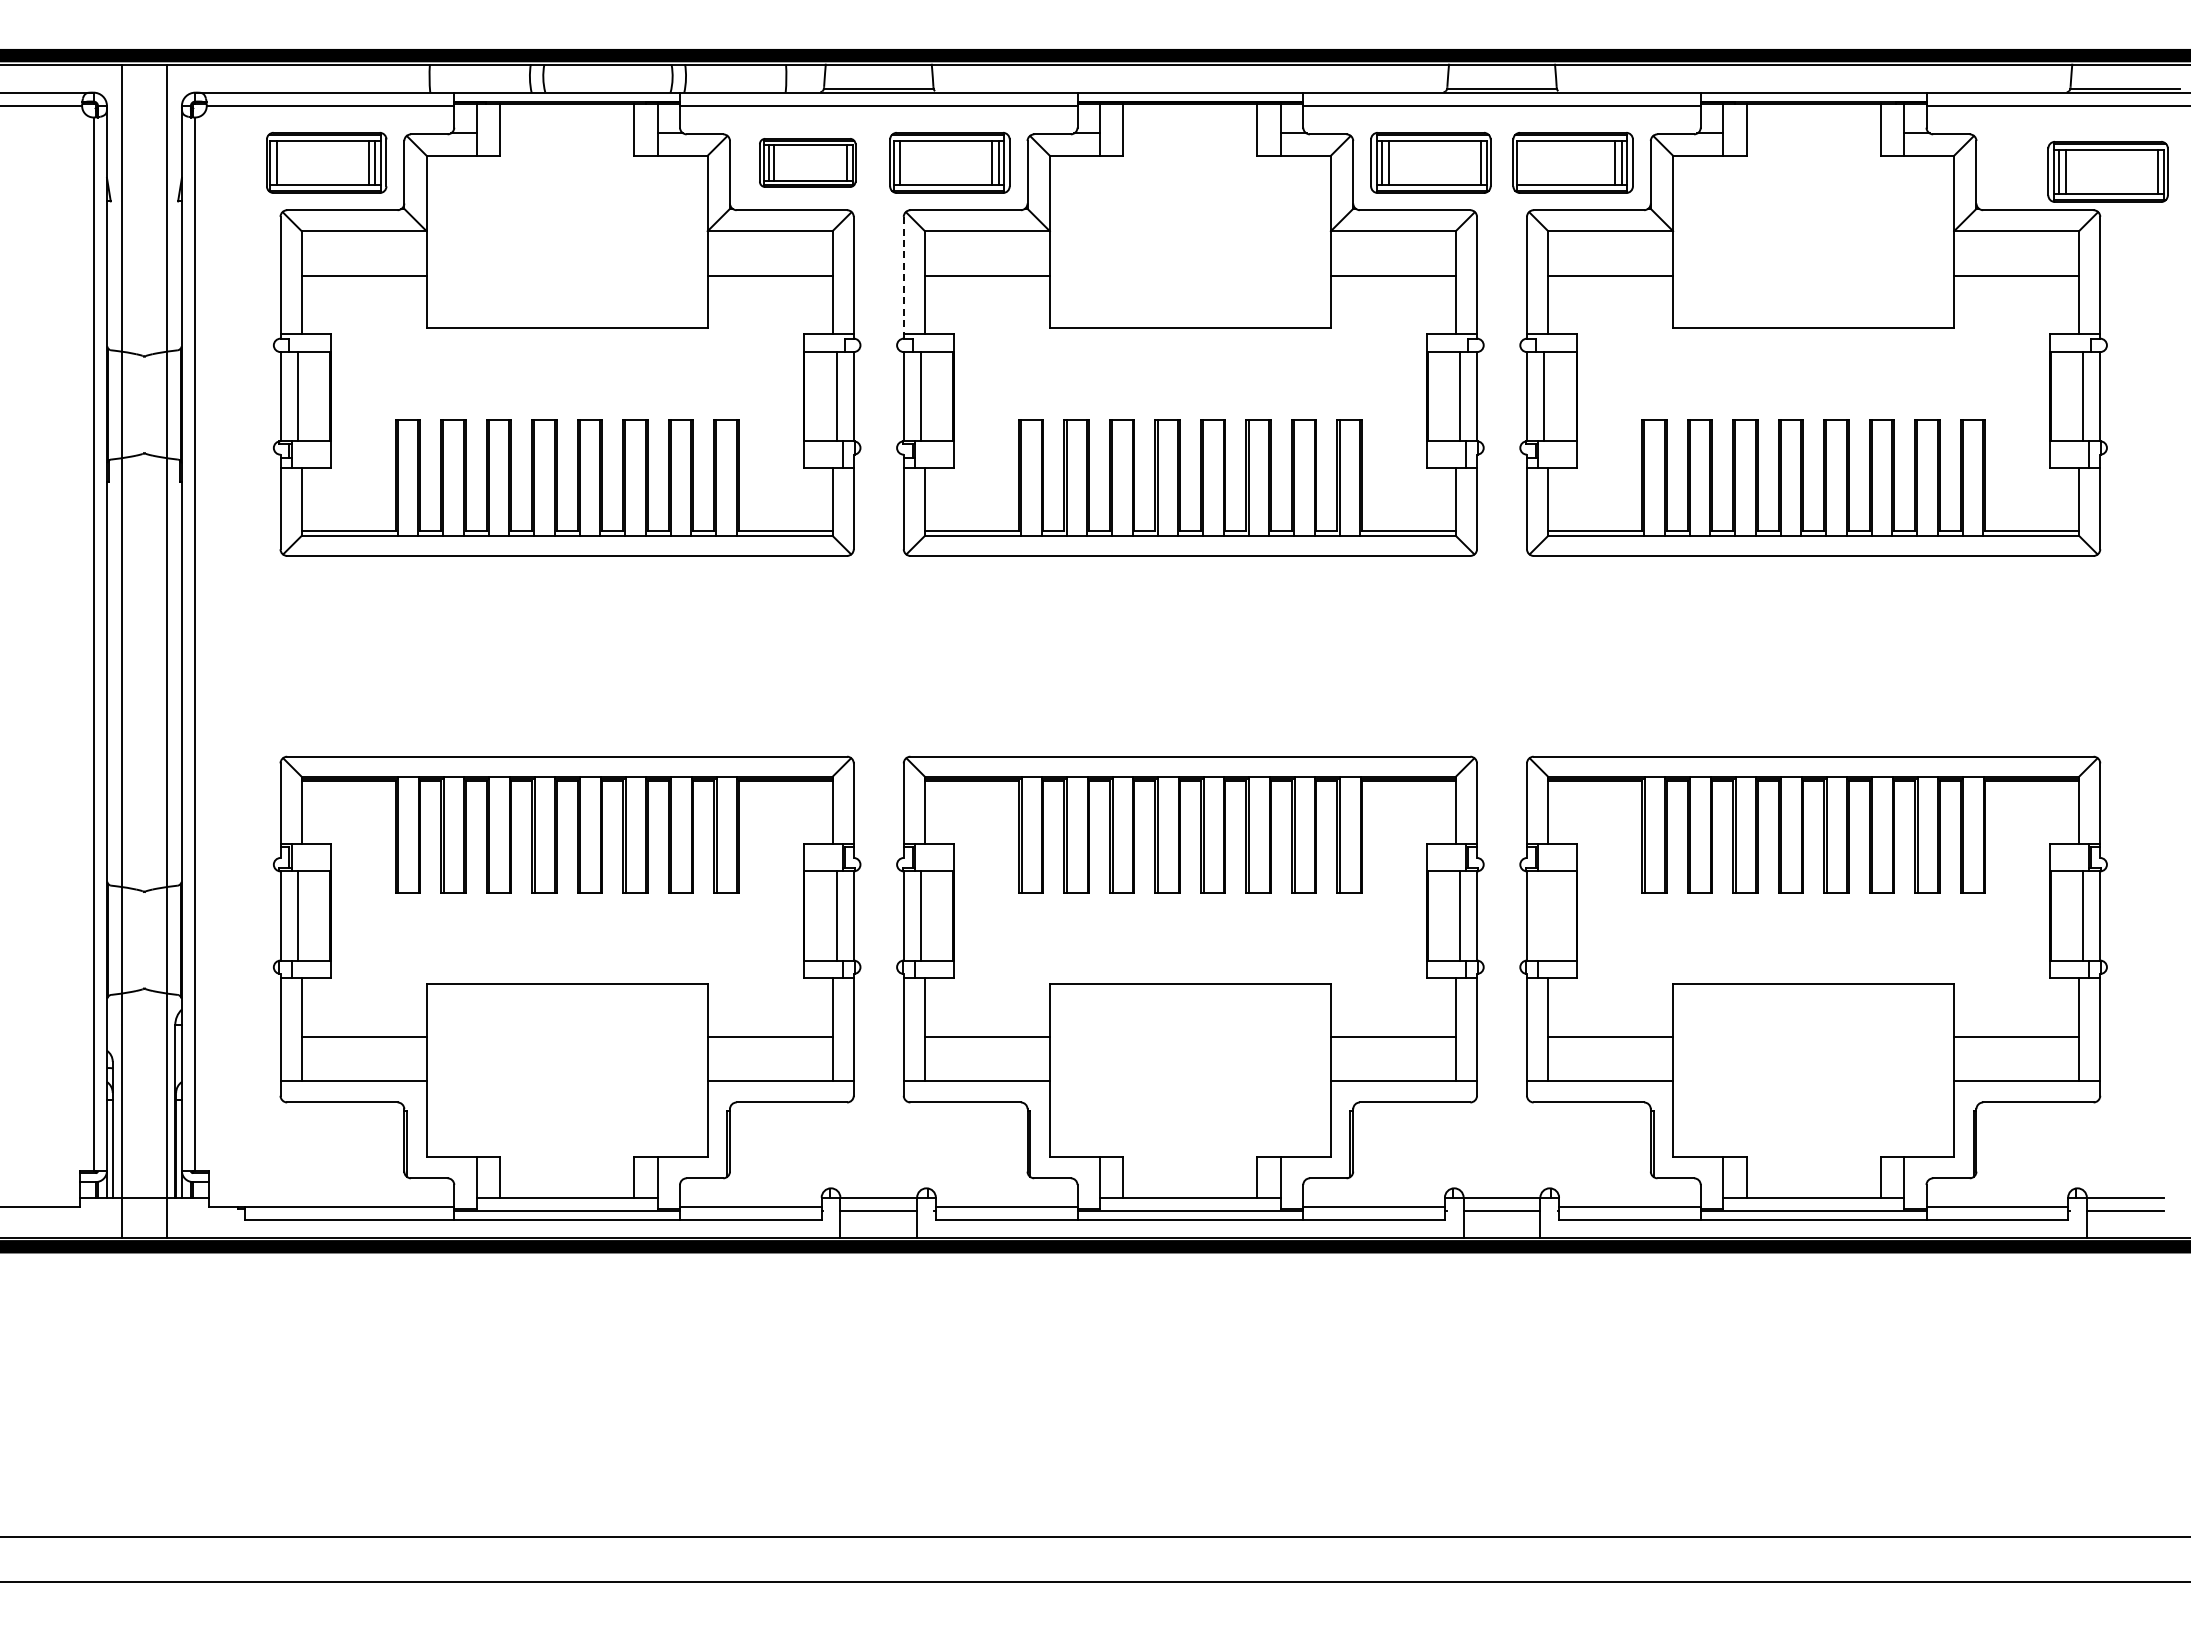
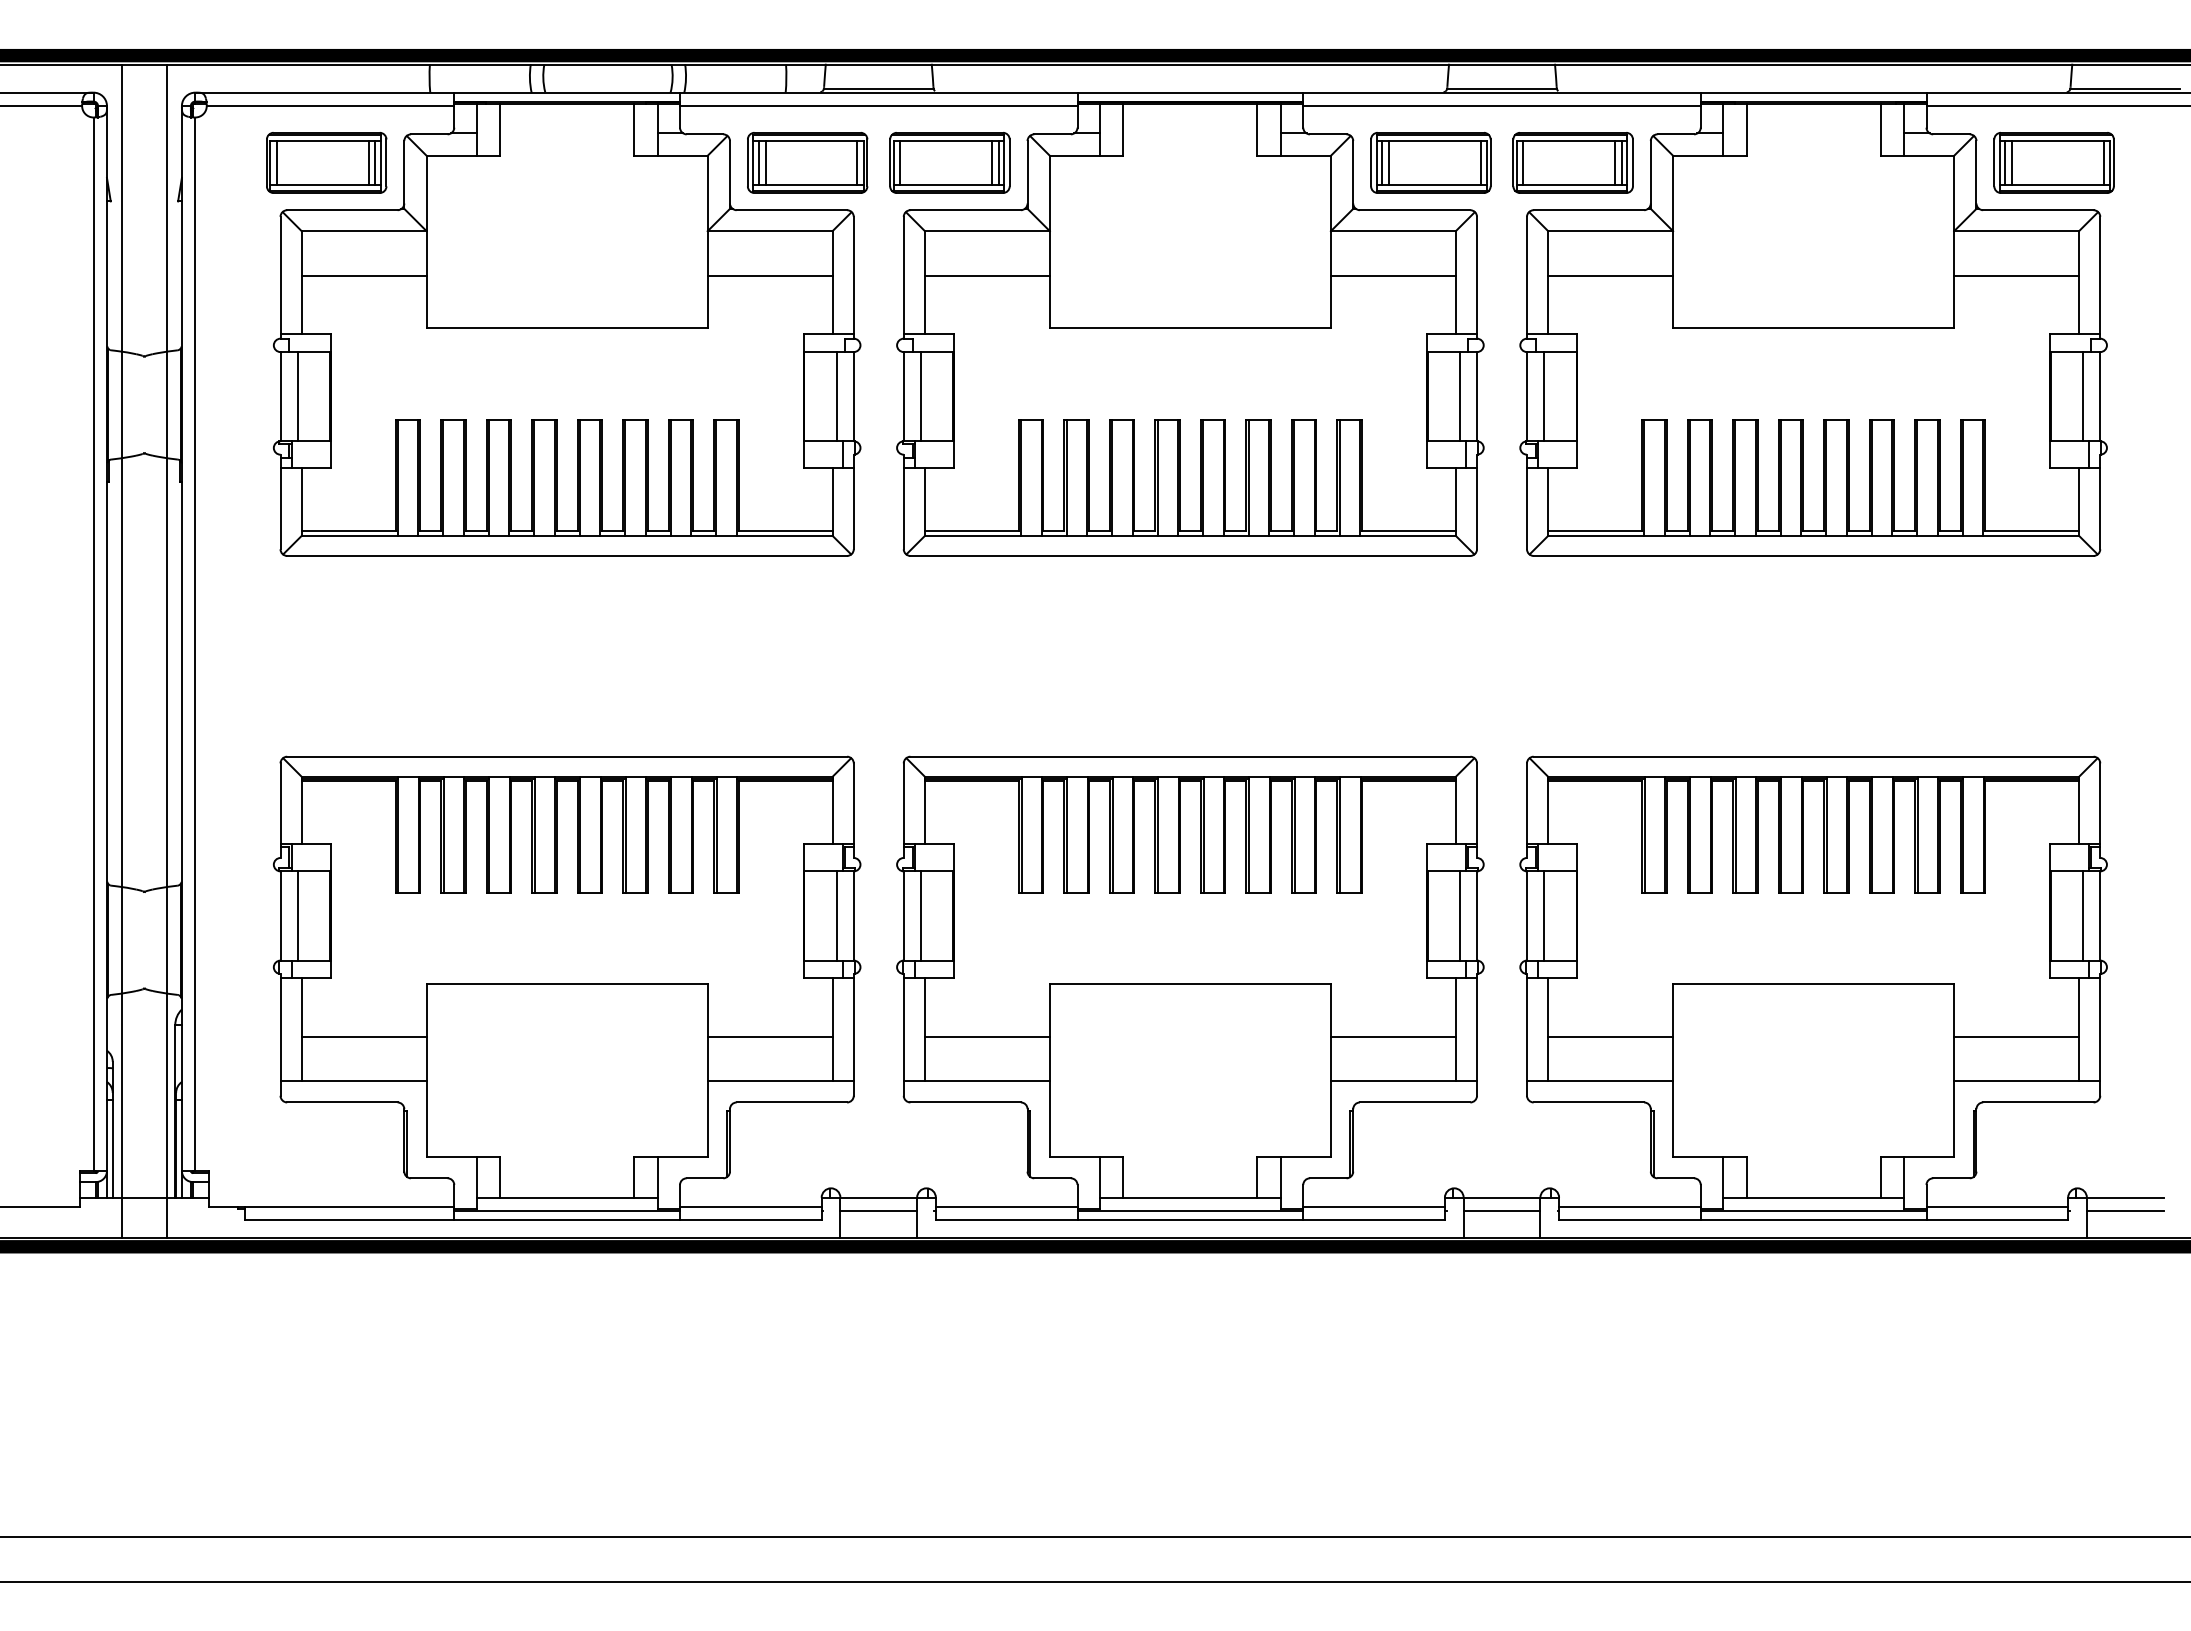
part size: 98x50 px -> 122x62 px (807, 162)
line: none -> present (1523, 162)
part position: (2107, 171) -> (2053, 162) (2053, 162)
line: dashed -> solid (903, 277)
line: none -> present (1544, 915)
